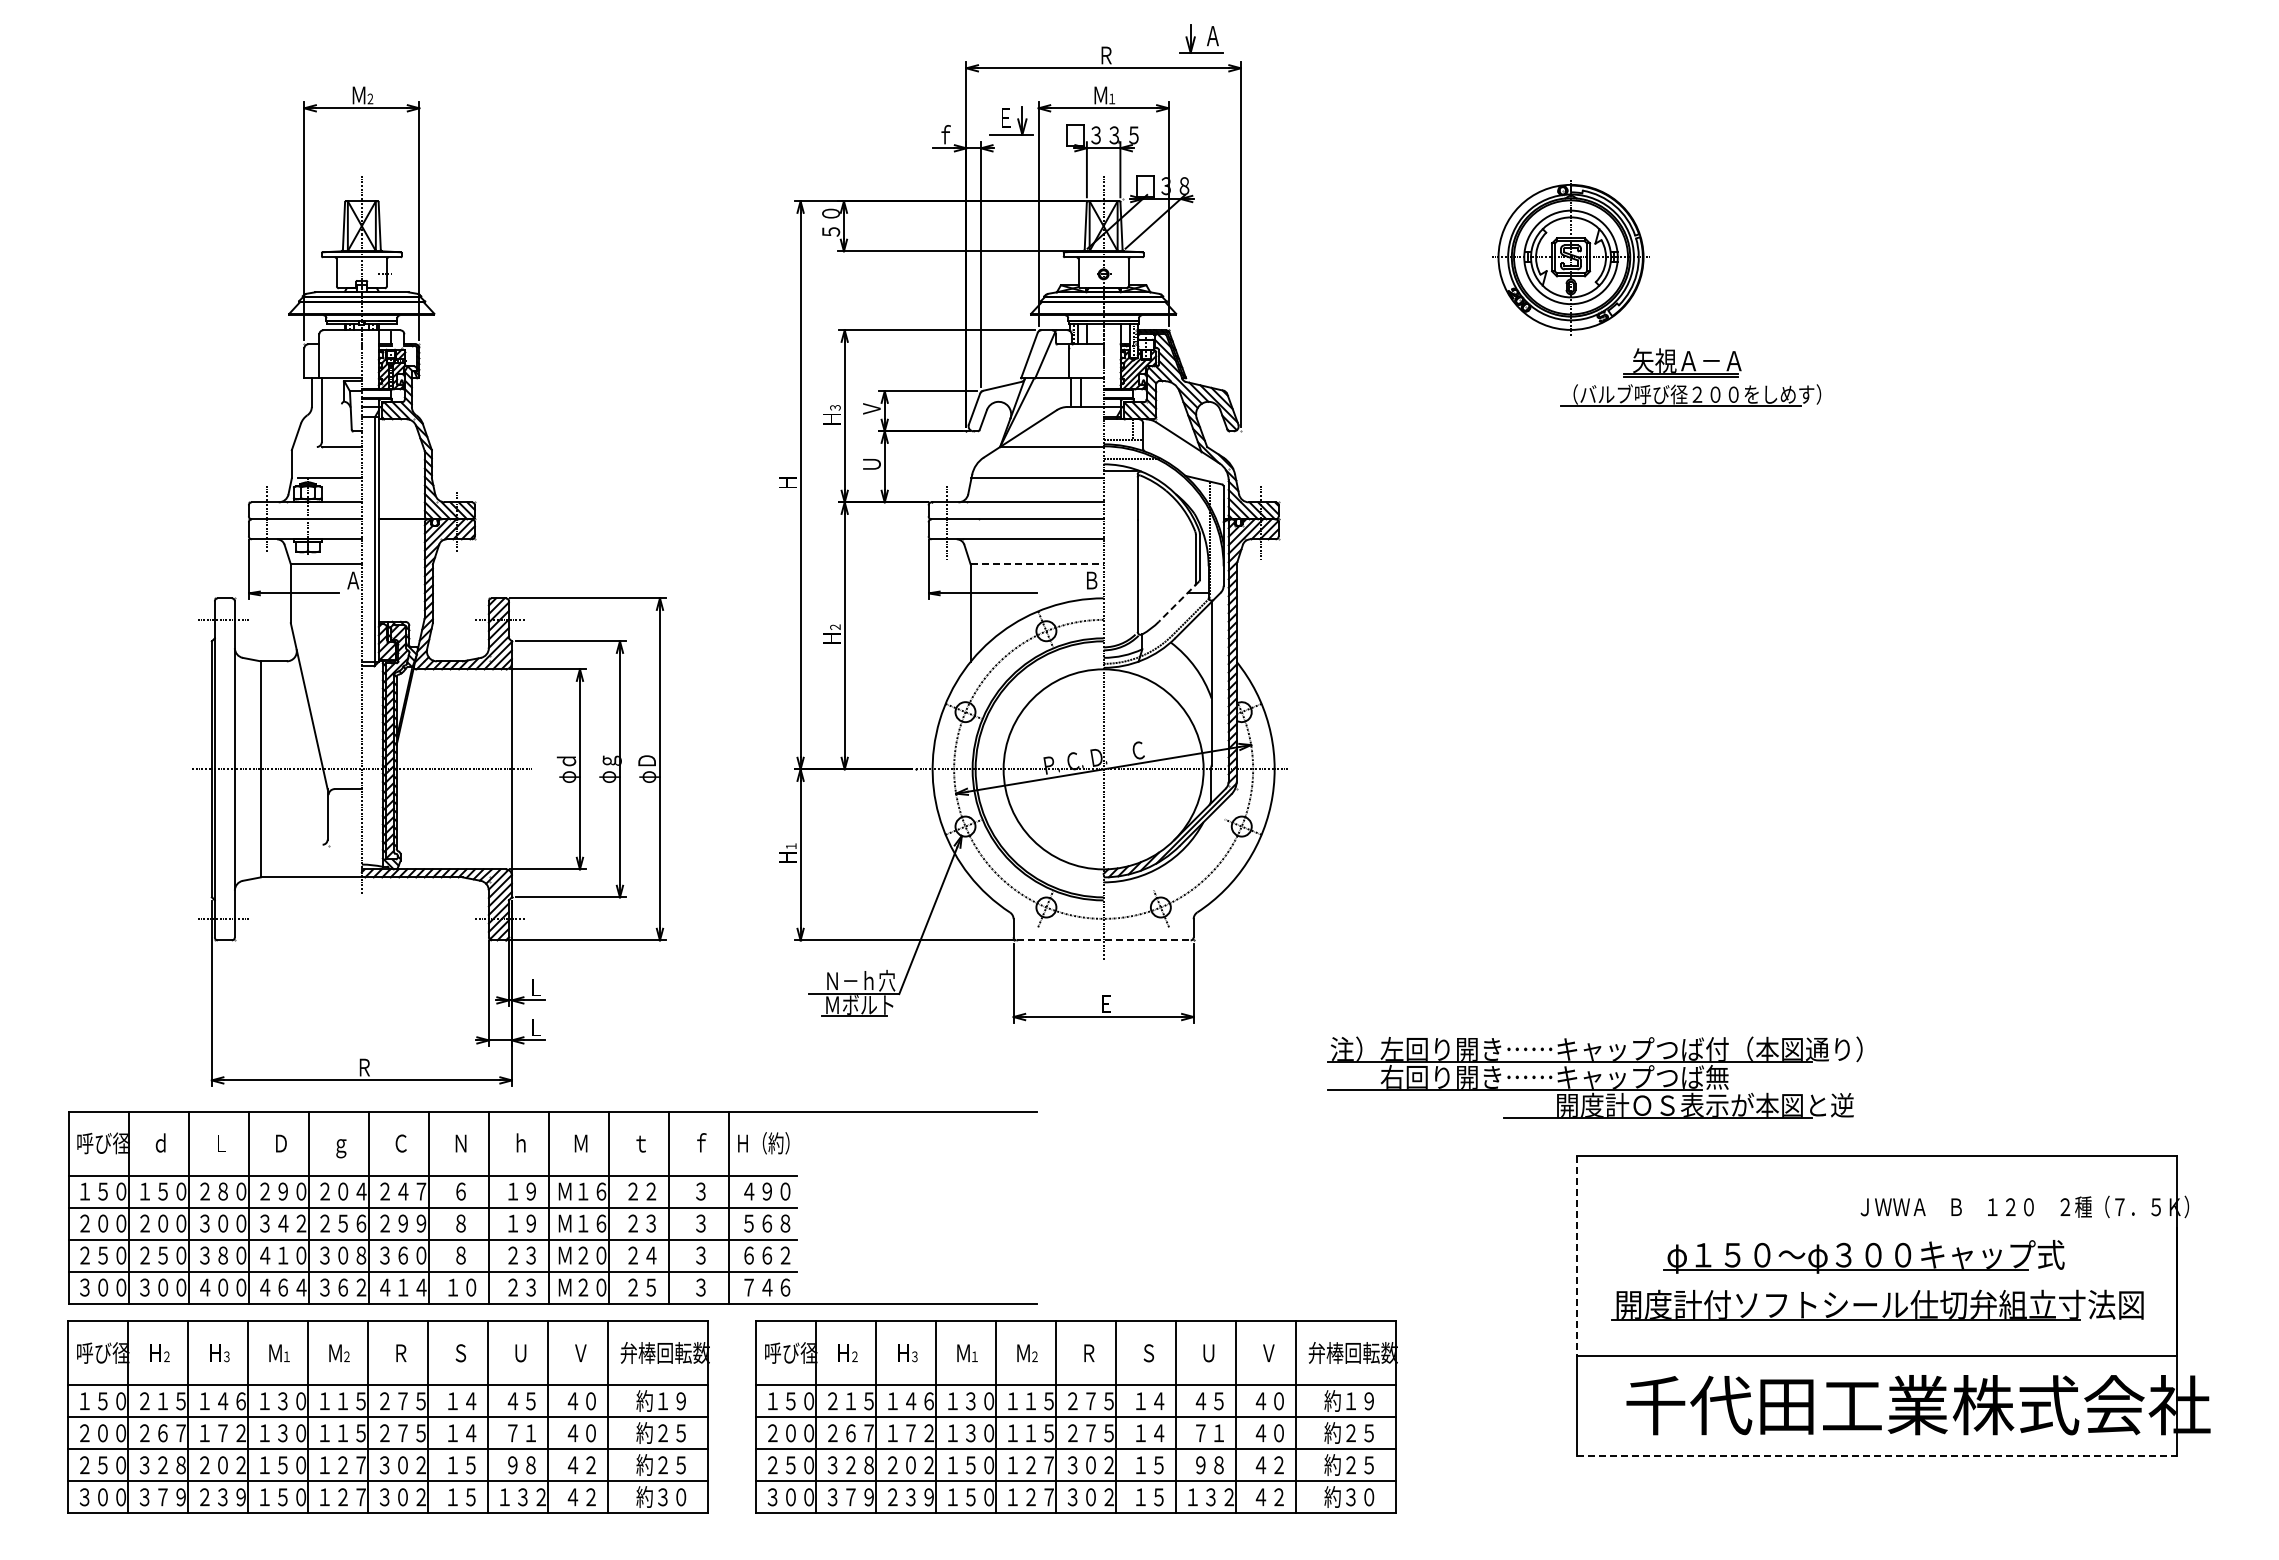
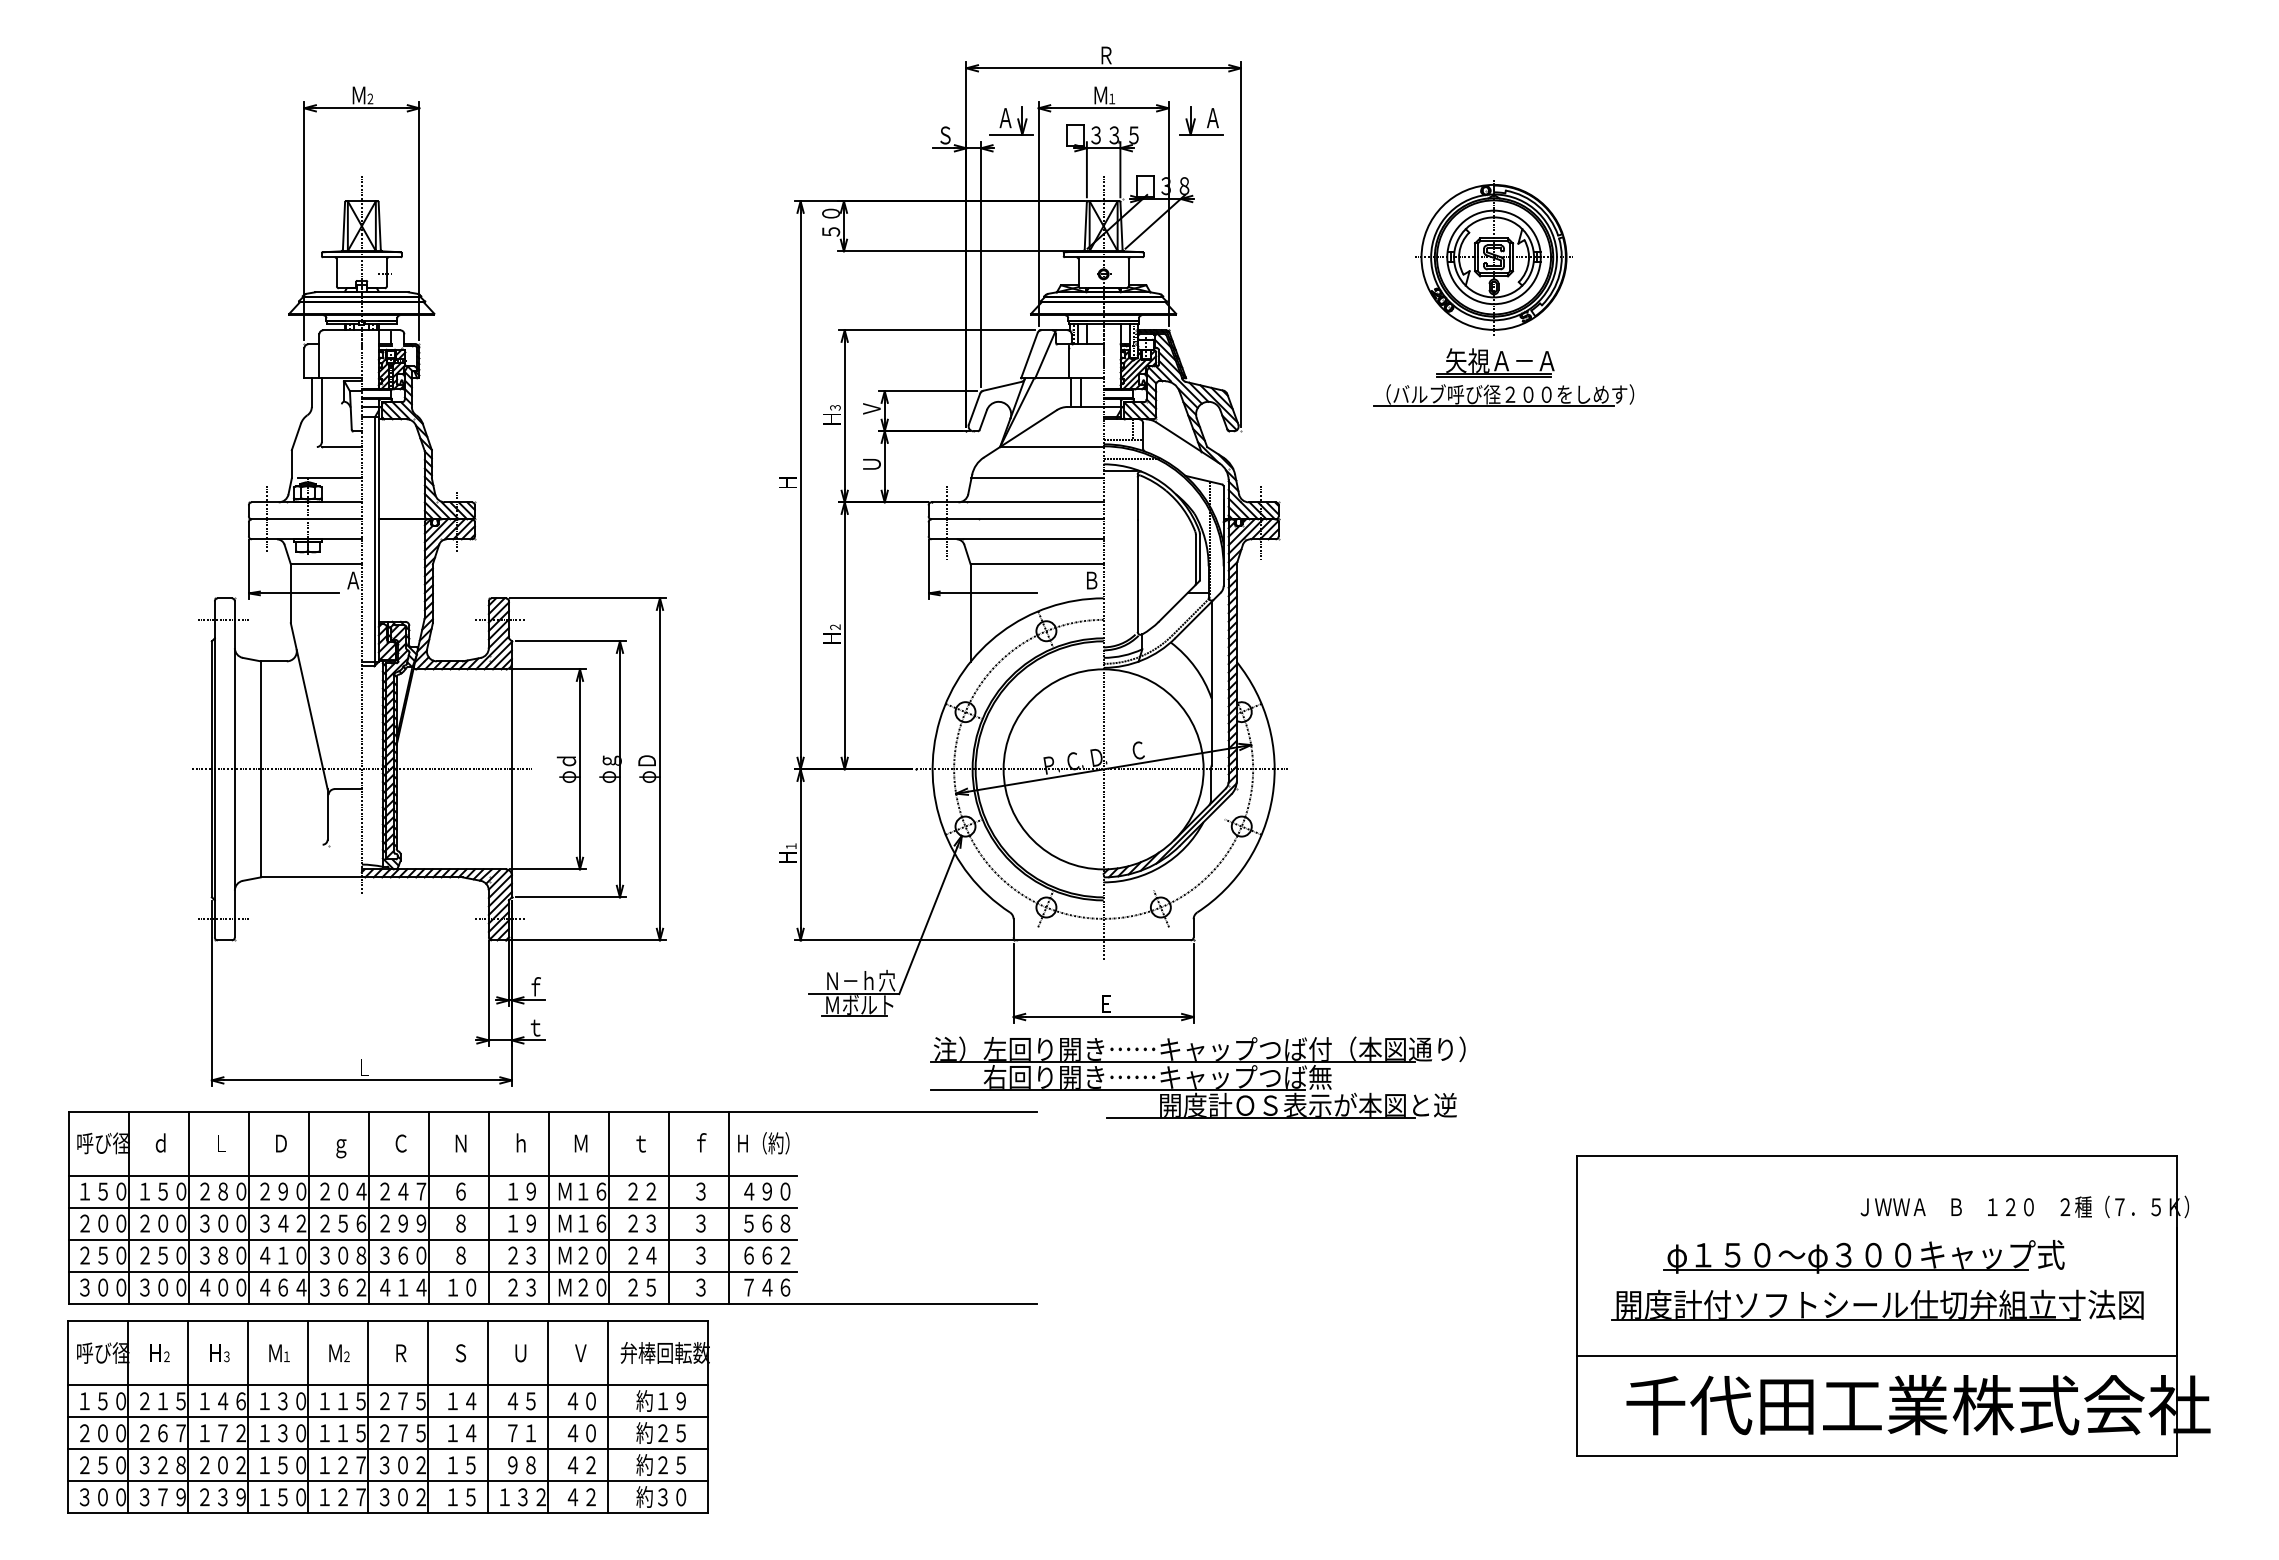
part position: (1201, 38) -> (1201, 120) (1201, 120)
text: Ｅ -> Ａ (1005, 118)
text: ｆ -> Ｓ (945, 134)
part position: (1570, 257) -> (1493, 257) (1493, 257)
part position: (1690, 377) -> (1503, 377) (1503, 377)
line: dashed -> solid (1037, 564)
line: dashed -> solid (1179, 601)
line: dashed -> solid (1104, 940)
text: Ｌ -> ｆ (535, 986)
text: Ｌ -> ｔ (535, 1027)
text: Ｒ -> Ｌ (364, 1067)
part position: (1594, 1077) -> (1197, 1077) (1197, 1077)
line: dashed -> solid (1577, 1256)
part: present -> none (1076, 1416)
line: dashed -> solid (1877, 1455)
